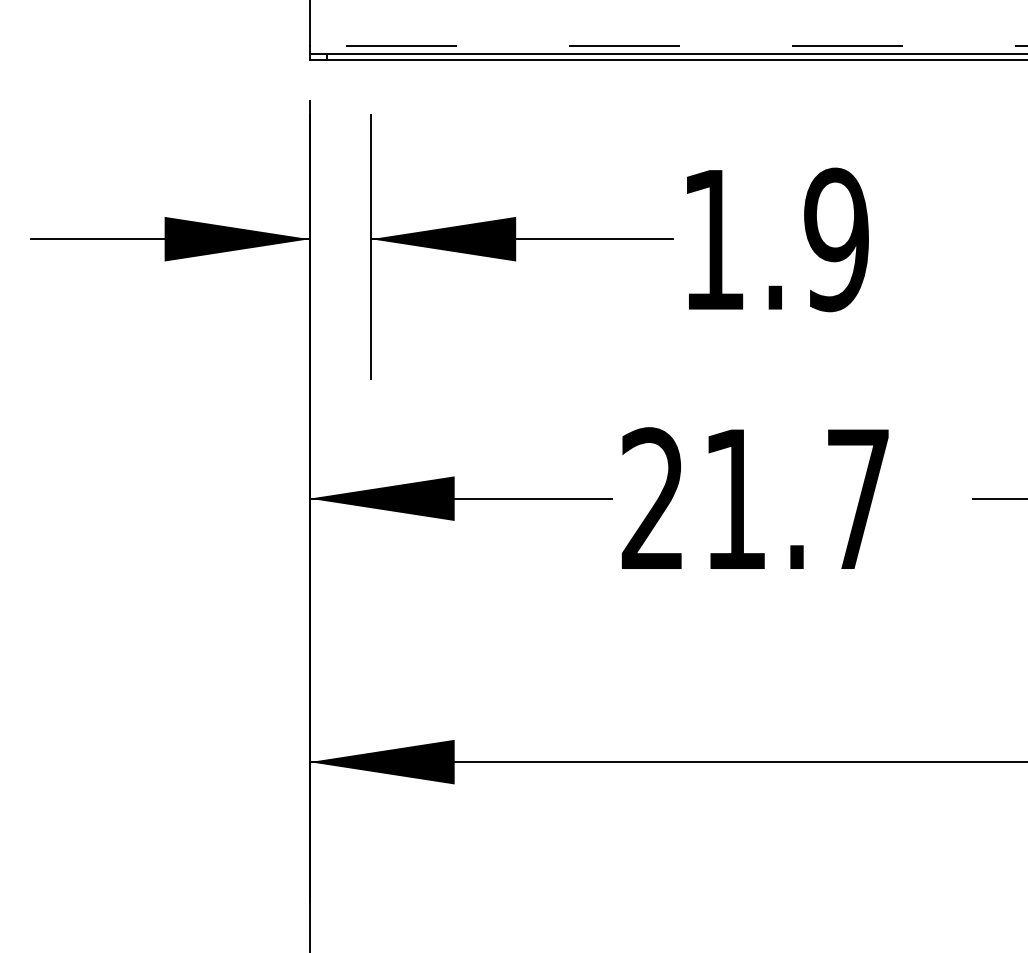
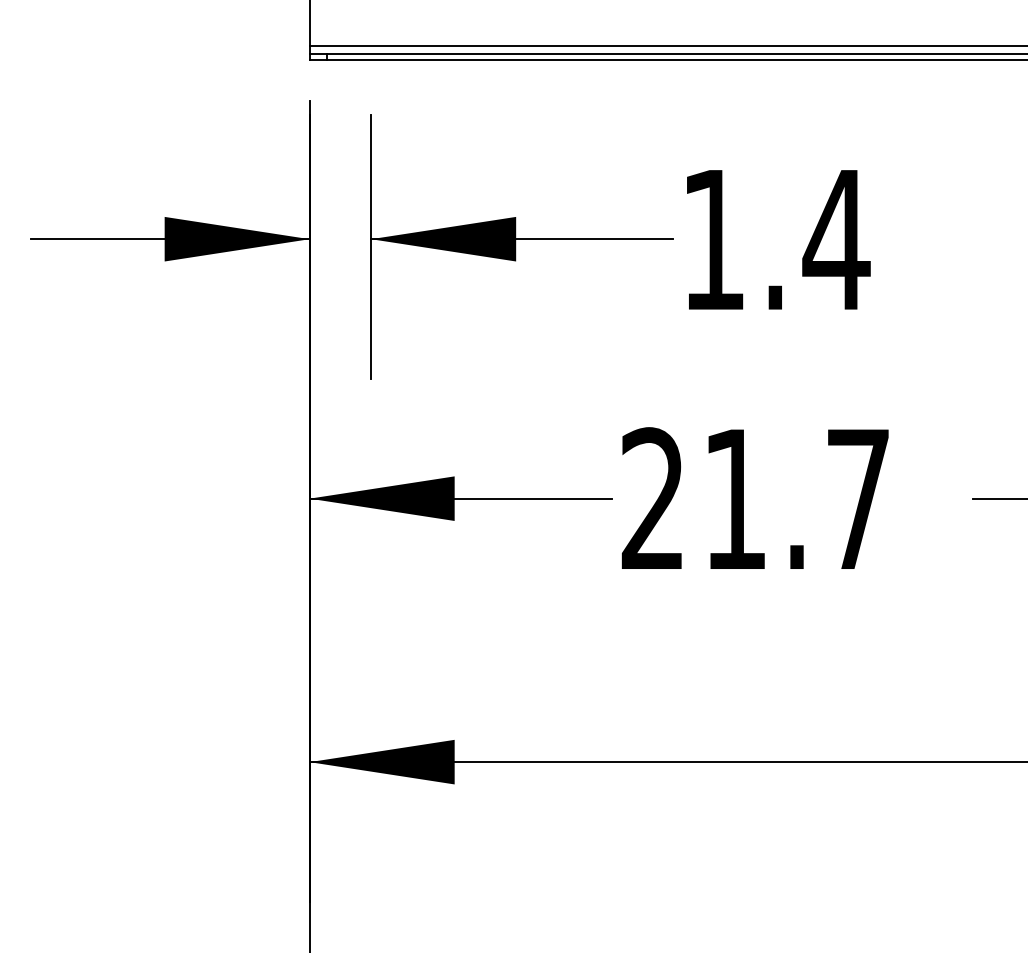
line: dashed -> solid (668, 45)
text: 1.9 -> 1.4 (836, 239)
